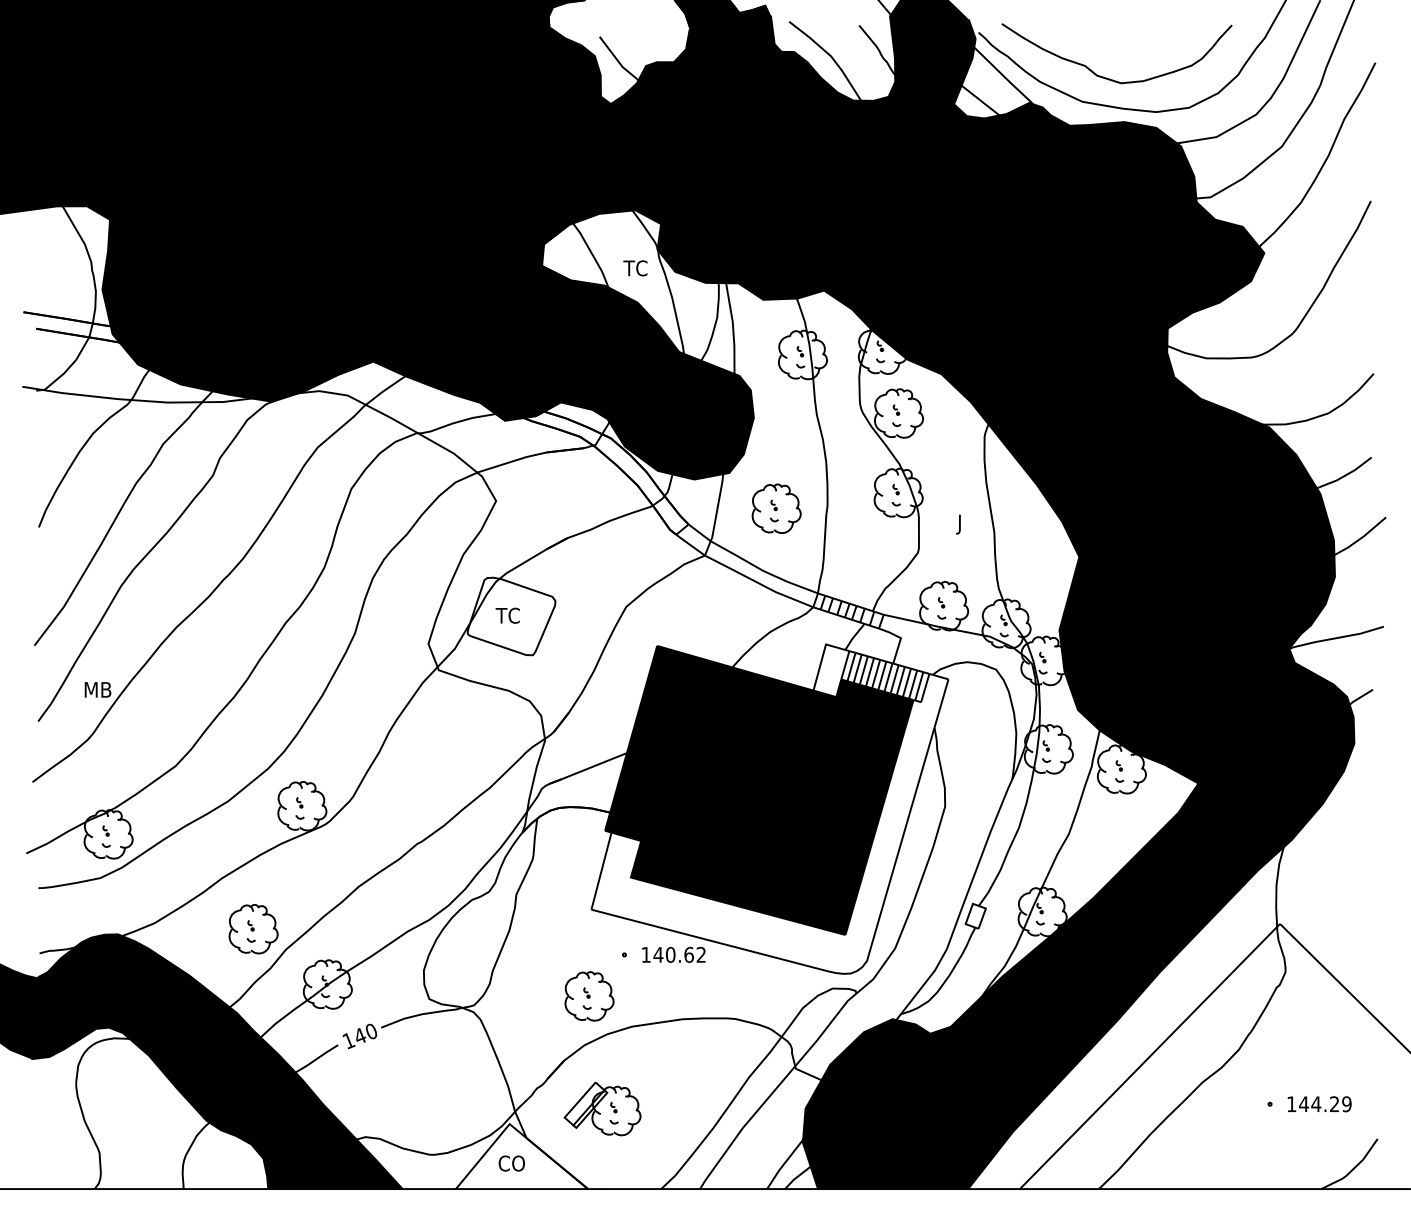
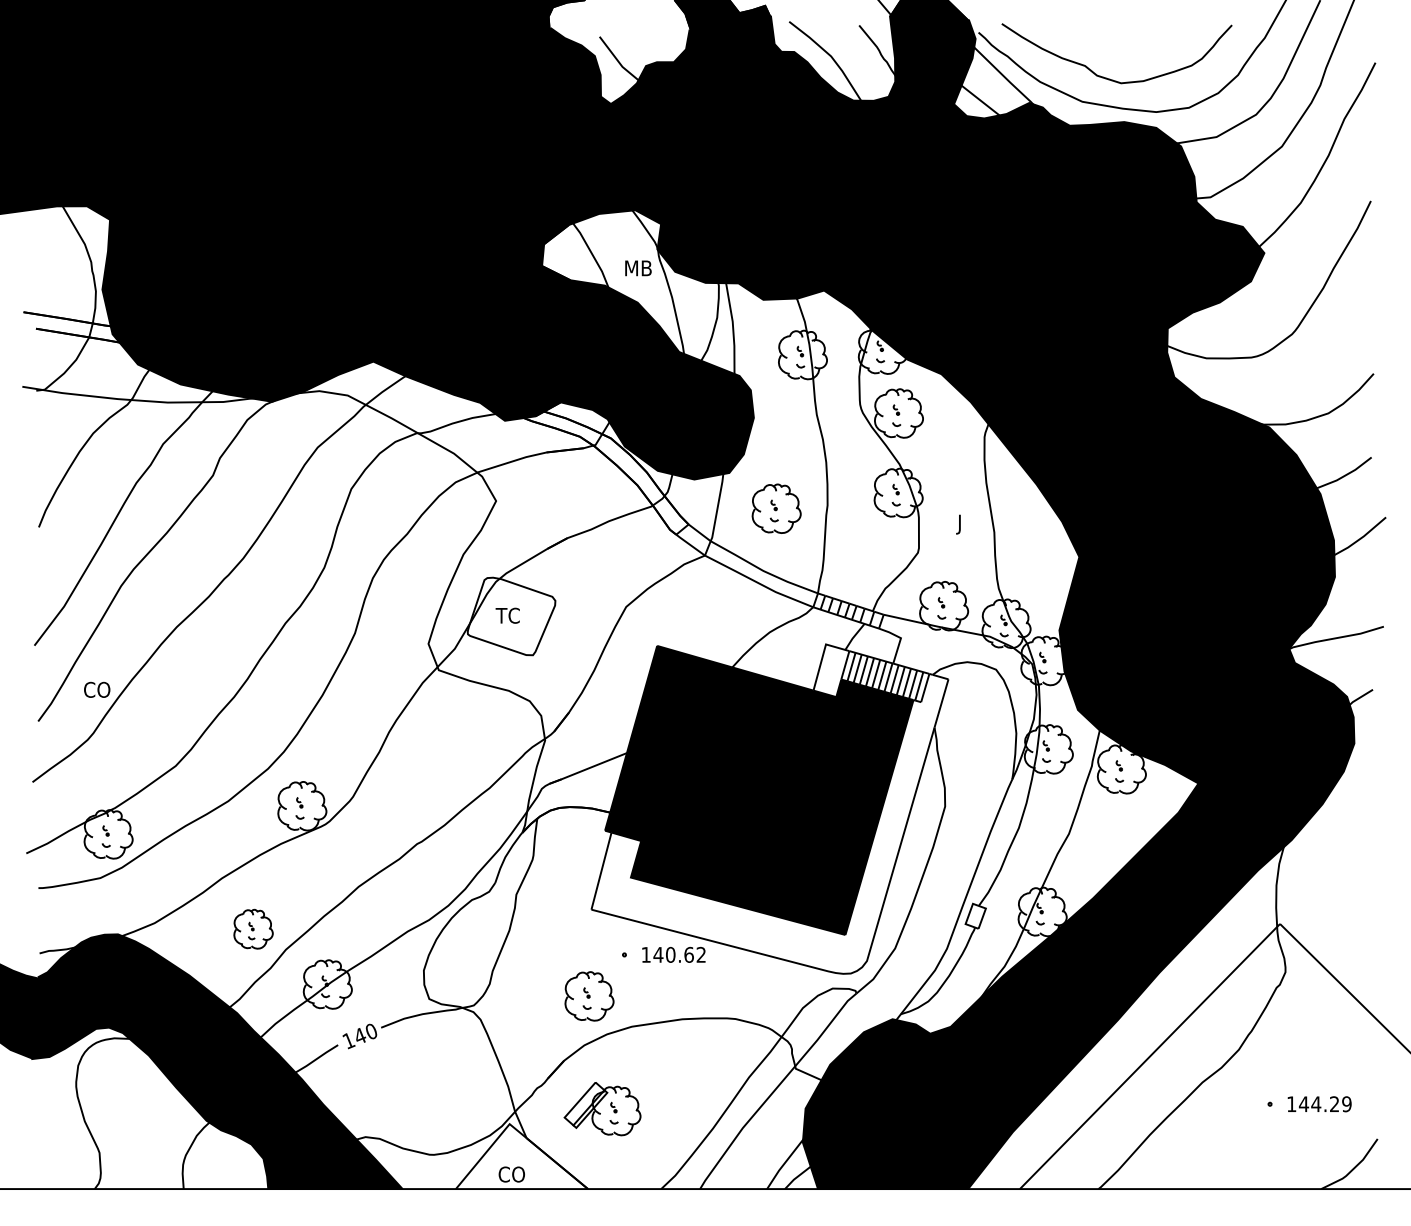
text: TC -> MB (637, 268)
text: MB -> CO (97, 689)
part size: 51x51 px -> 41x42 px (253, 928)
text position: (511, 1163) -> (511, 1174) (511, 1174)
